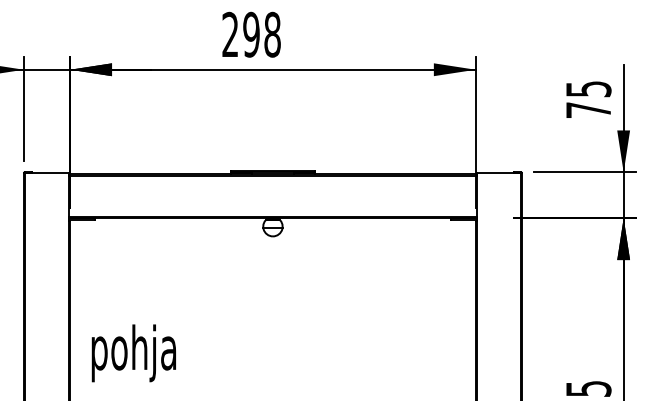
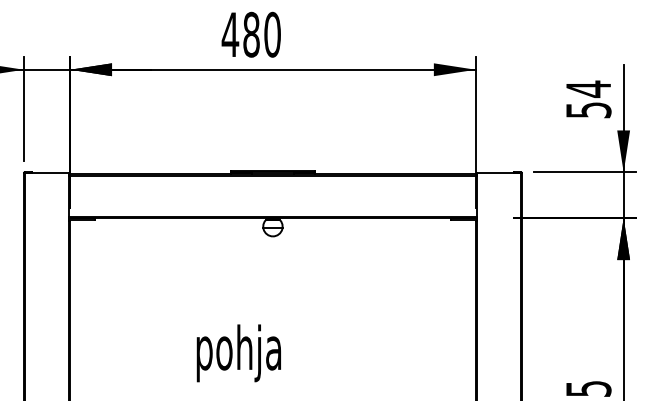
text: 298 -> 480 (250, 34)
text: 75 -> 54 (588, 99)
text position: (133, 353) -> (238, 353) (238, 353)
